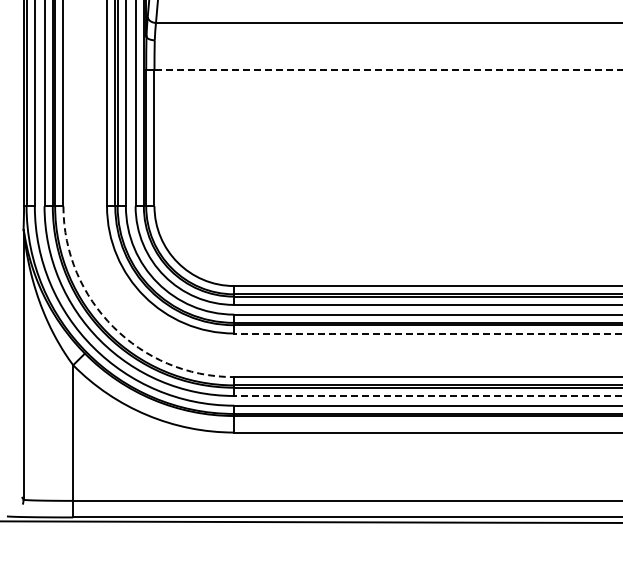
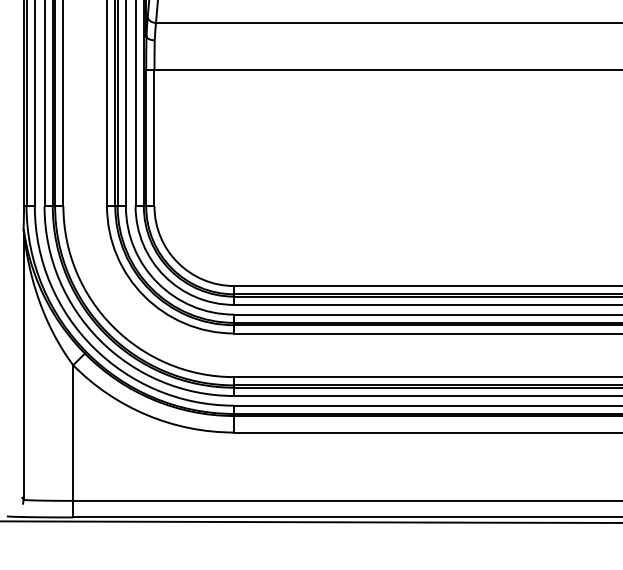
line: dashed -> solid (388, 69)
arc: dashed -> solid (113, 327)
line: dashed -> solid (428, 333)
line: dashed -> solid (428, 395)
